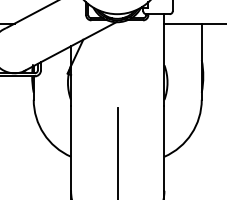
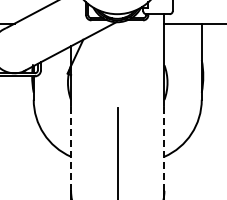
line: solid -> dashed (71, 147)
line: solid -> dashed (164, 147)
